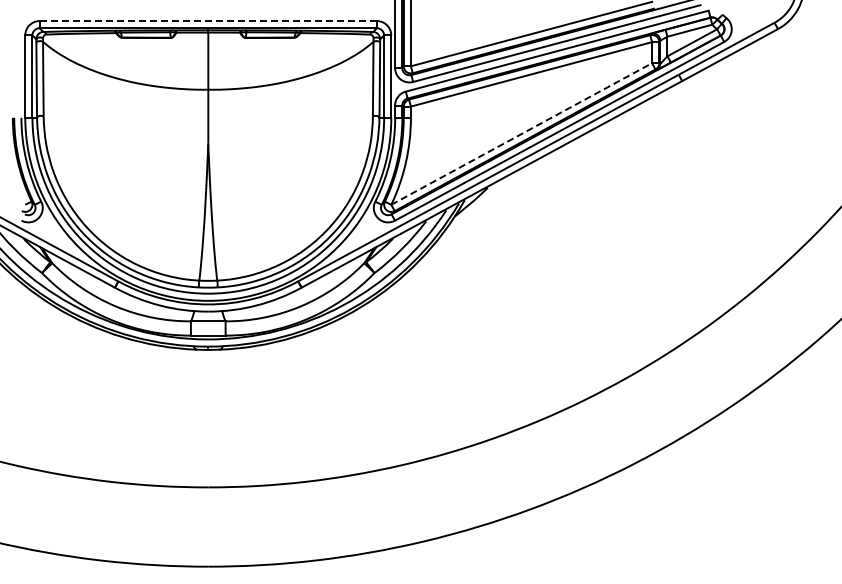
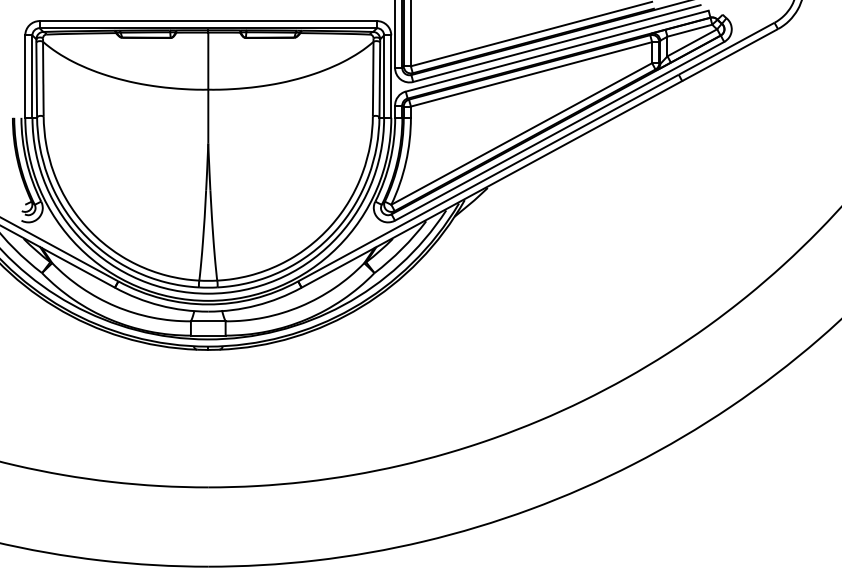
line: dashed -> solid (208, 21)
line: dashed -> solid (522, 133)
